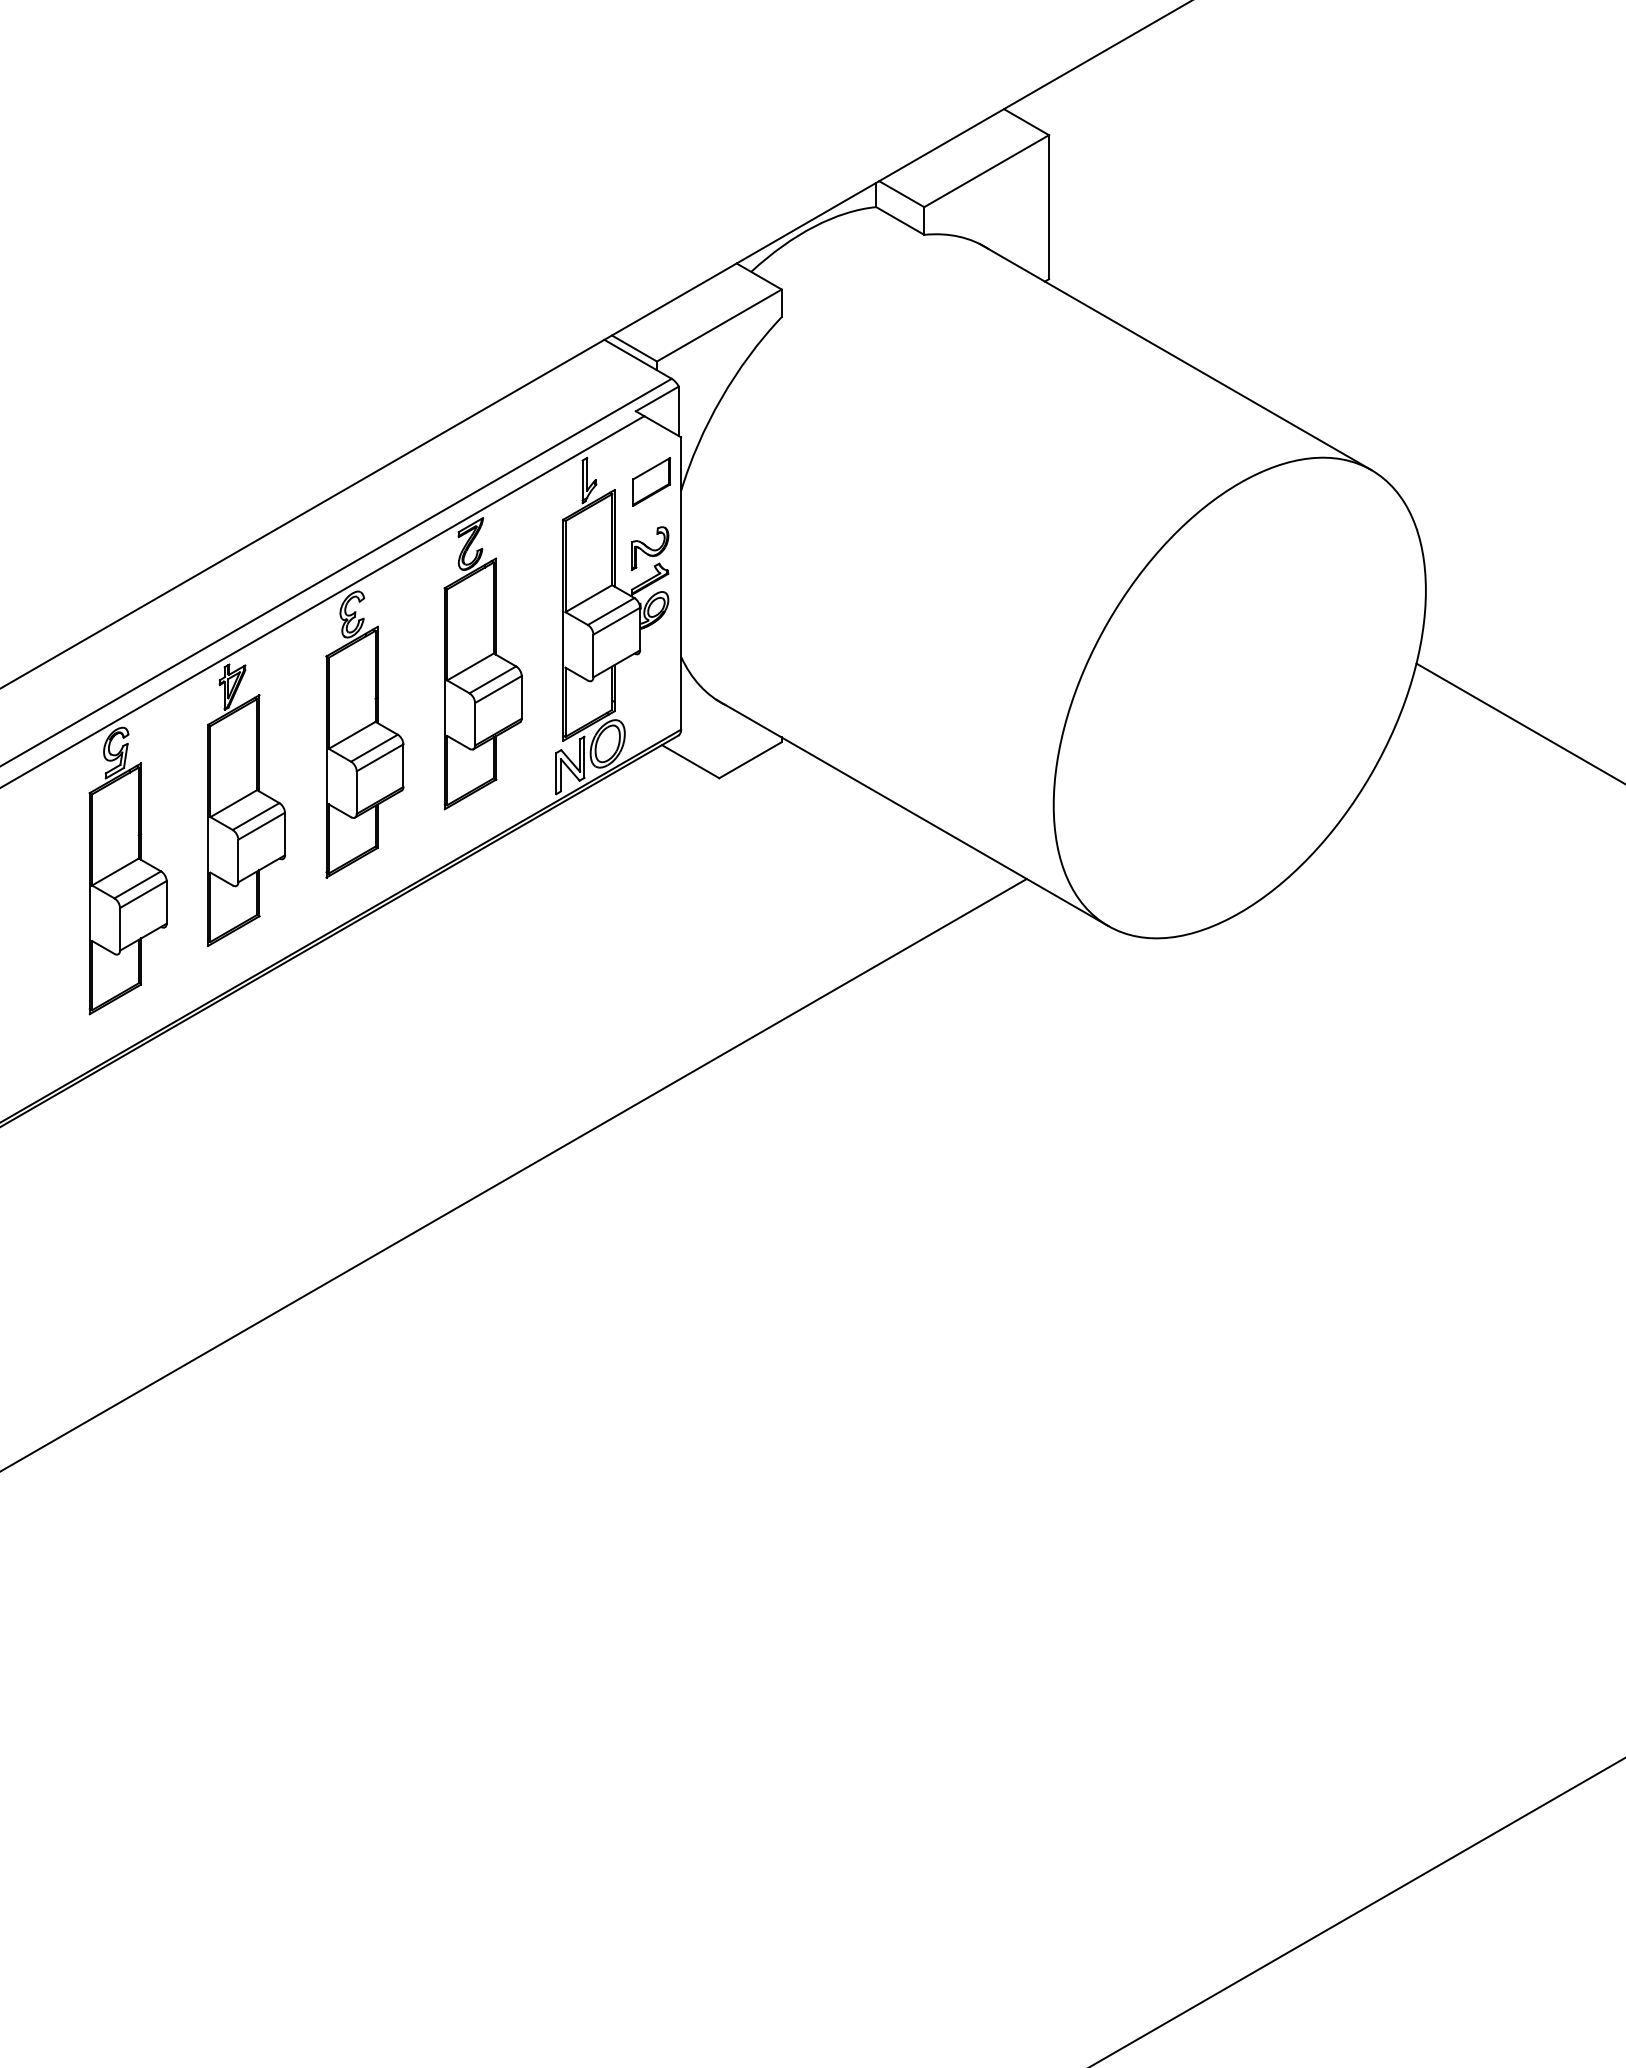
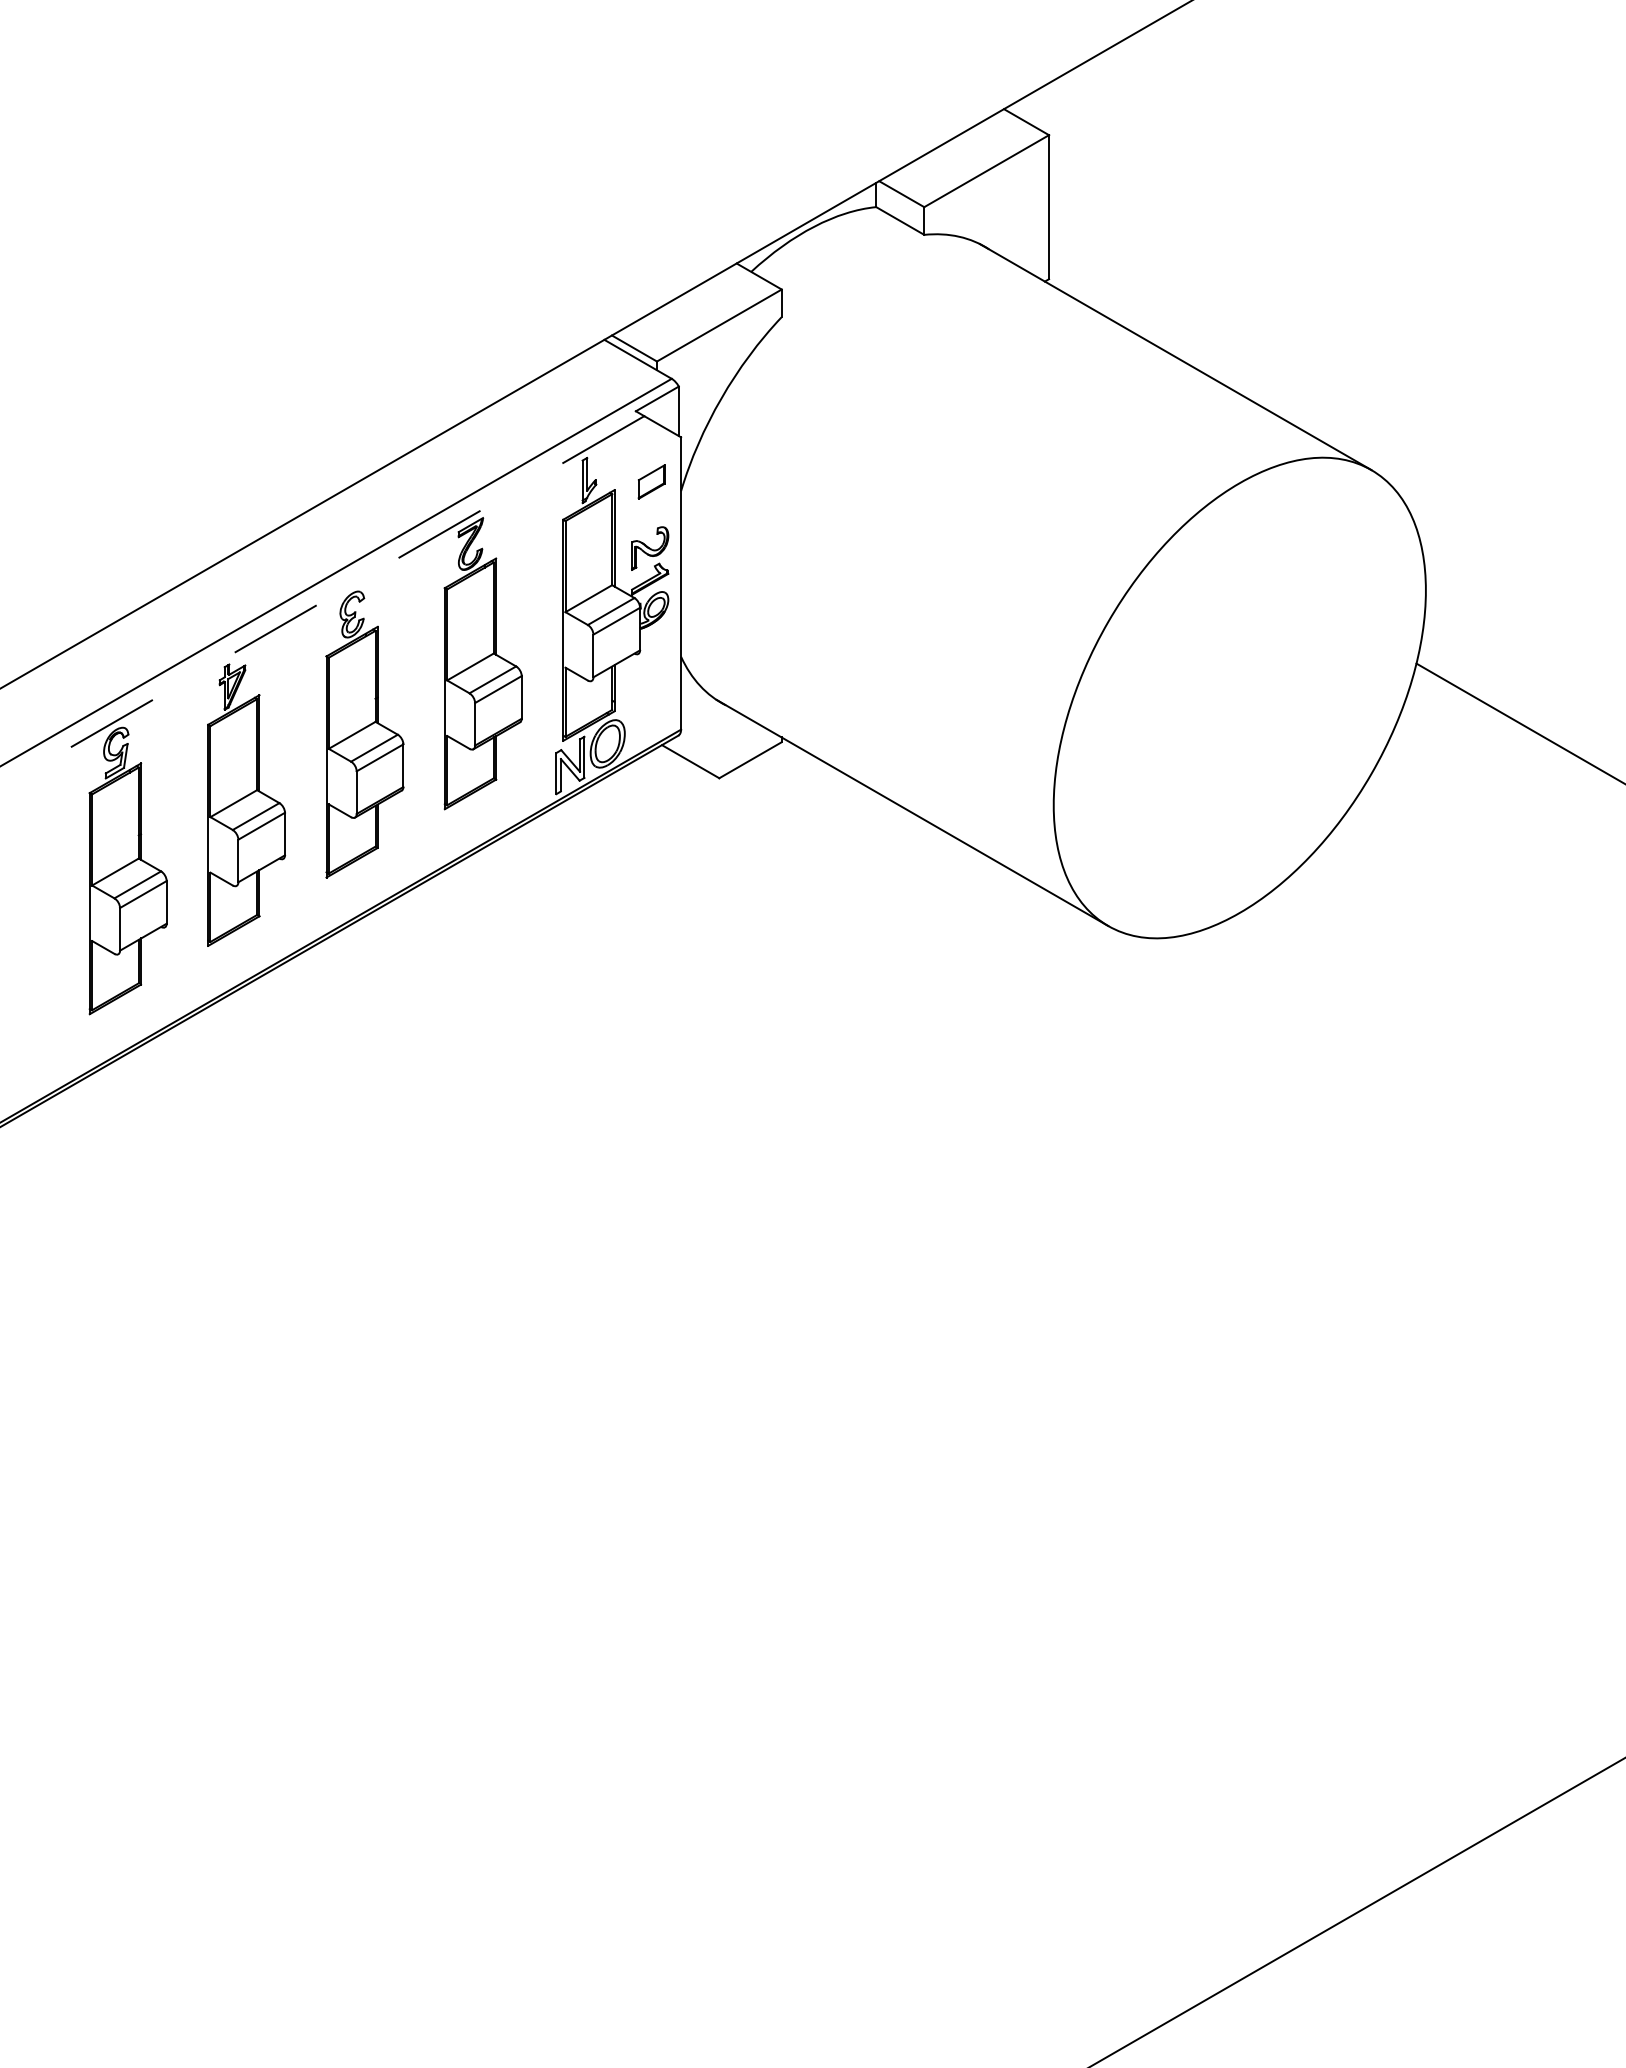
part size: 40x50 px -> 29x36 px (651, 481)
line: solid -> dashed (322, 602)
line: present -> none (514, 1174)
